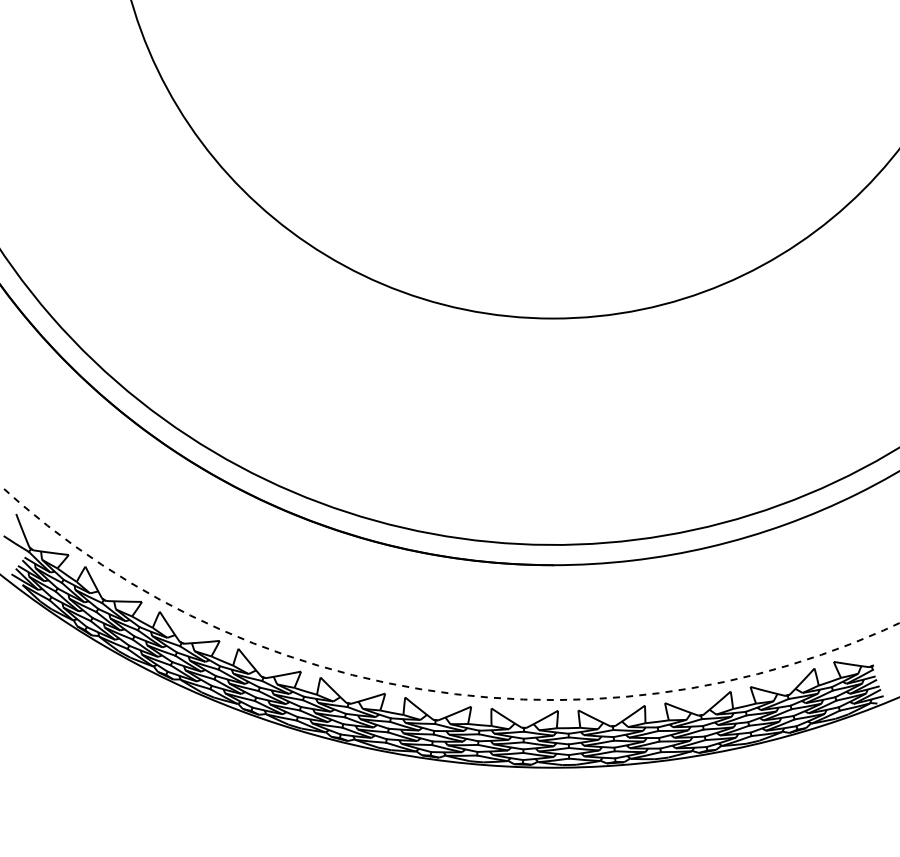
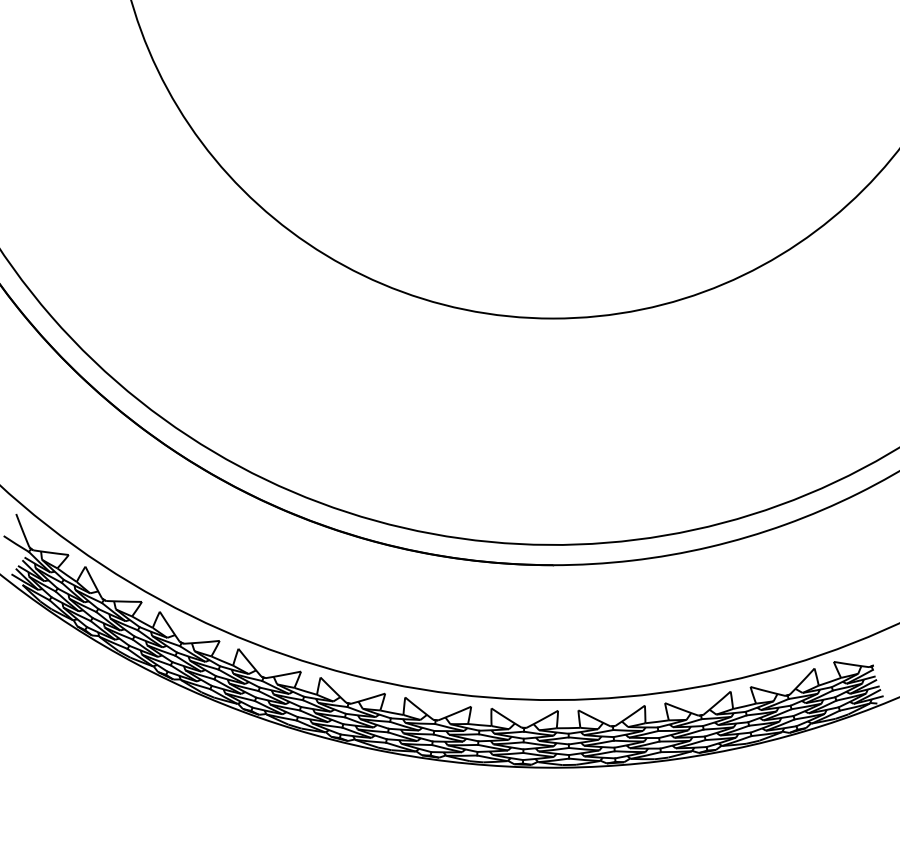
arc: dashed -> solid (428, 690)
